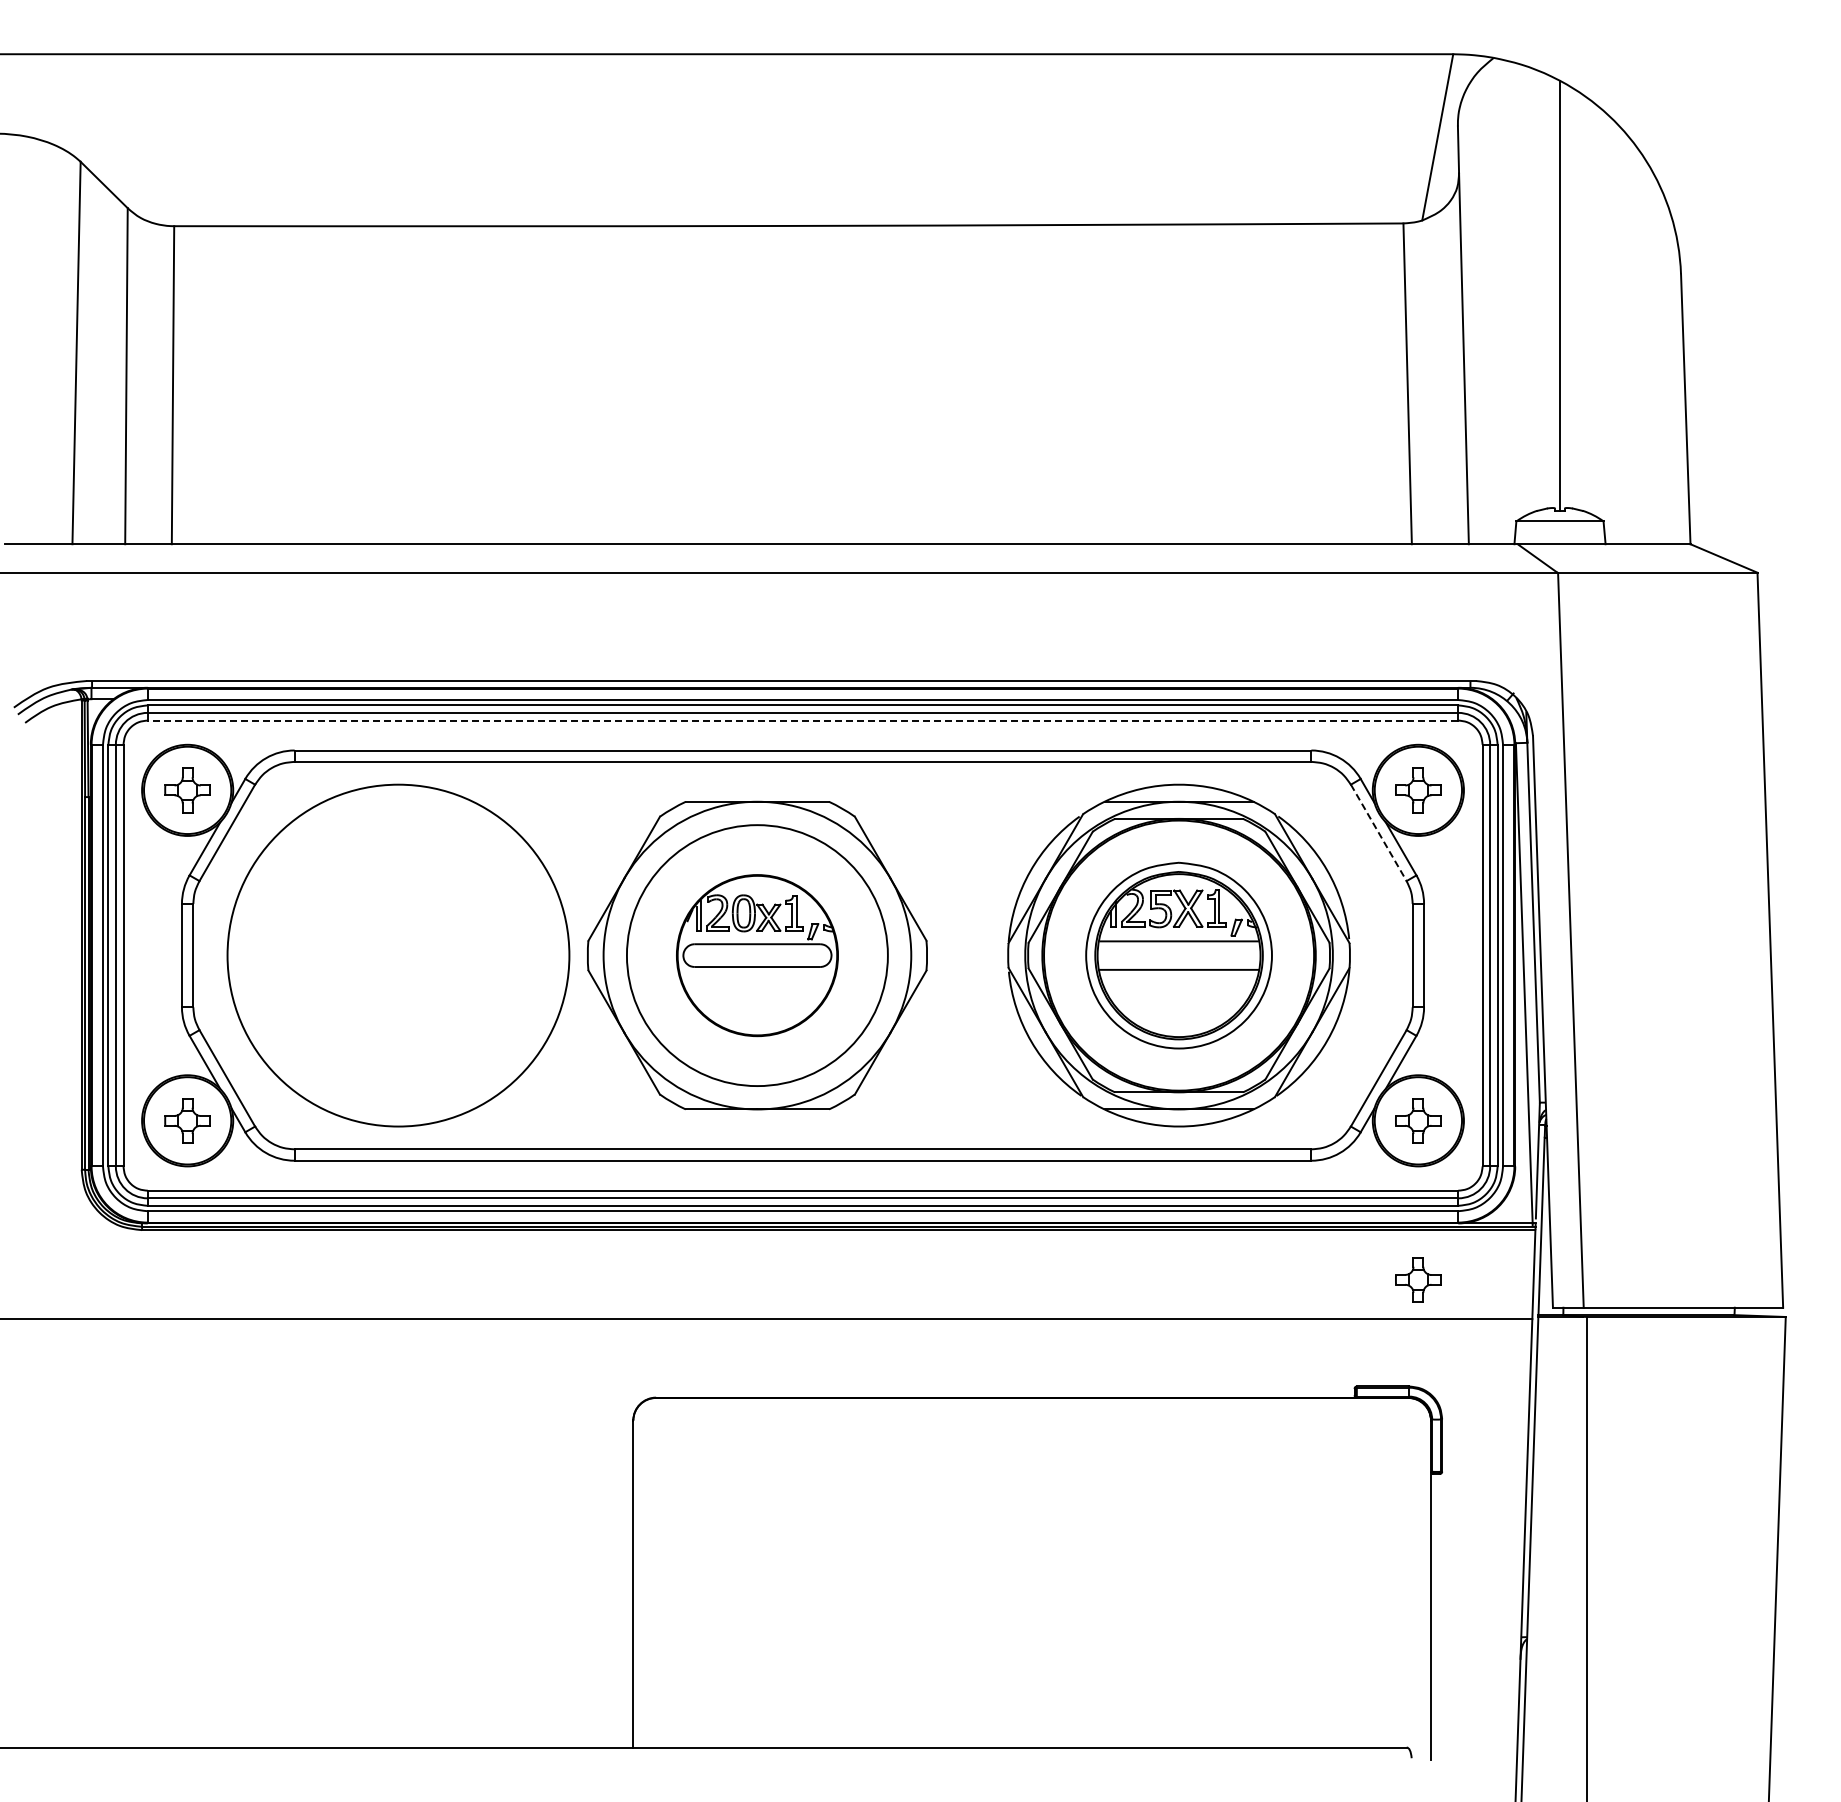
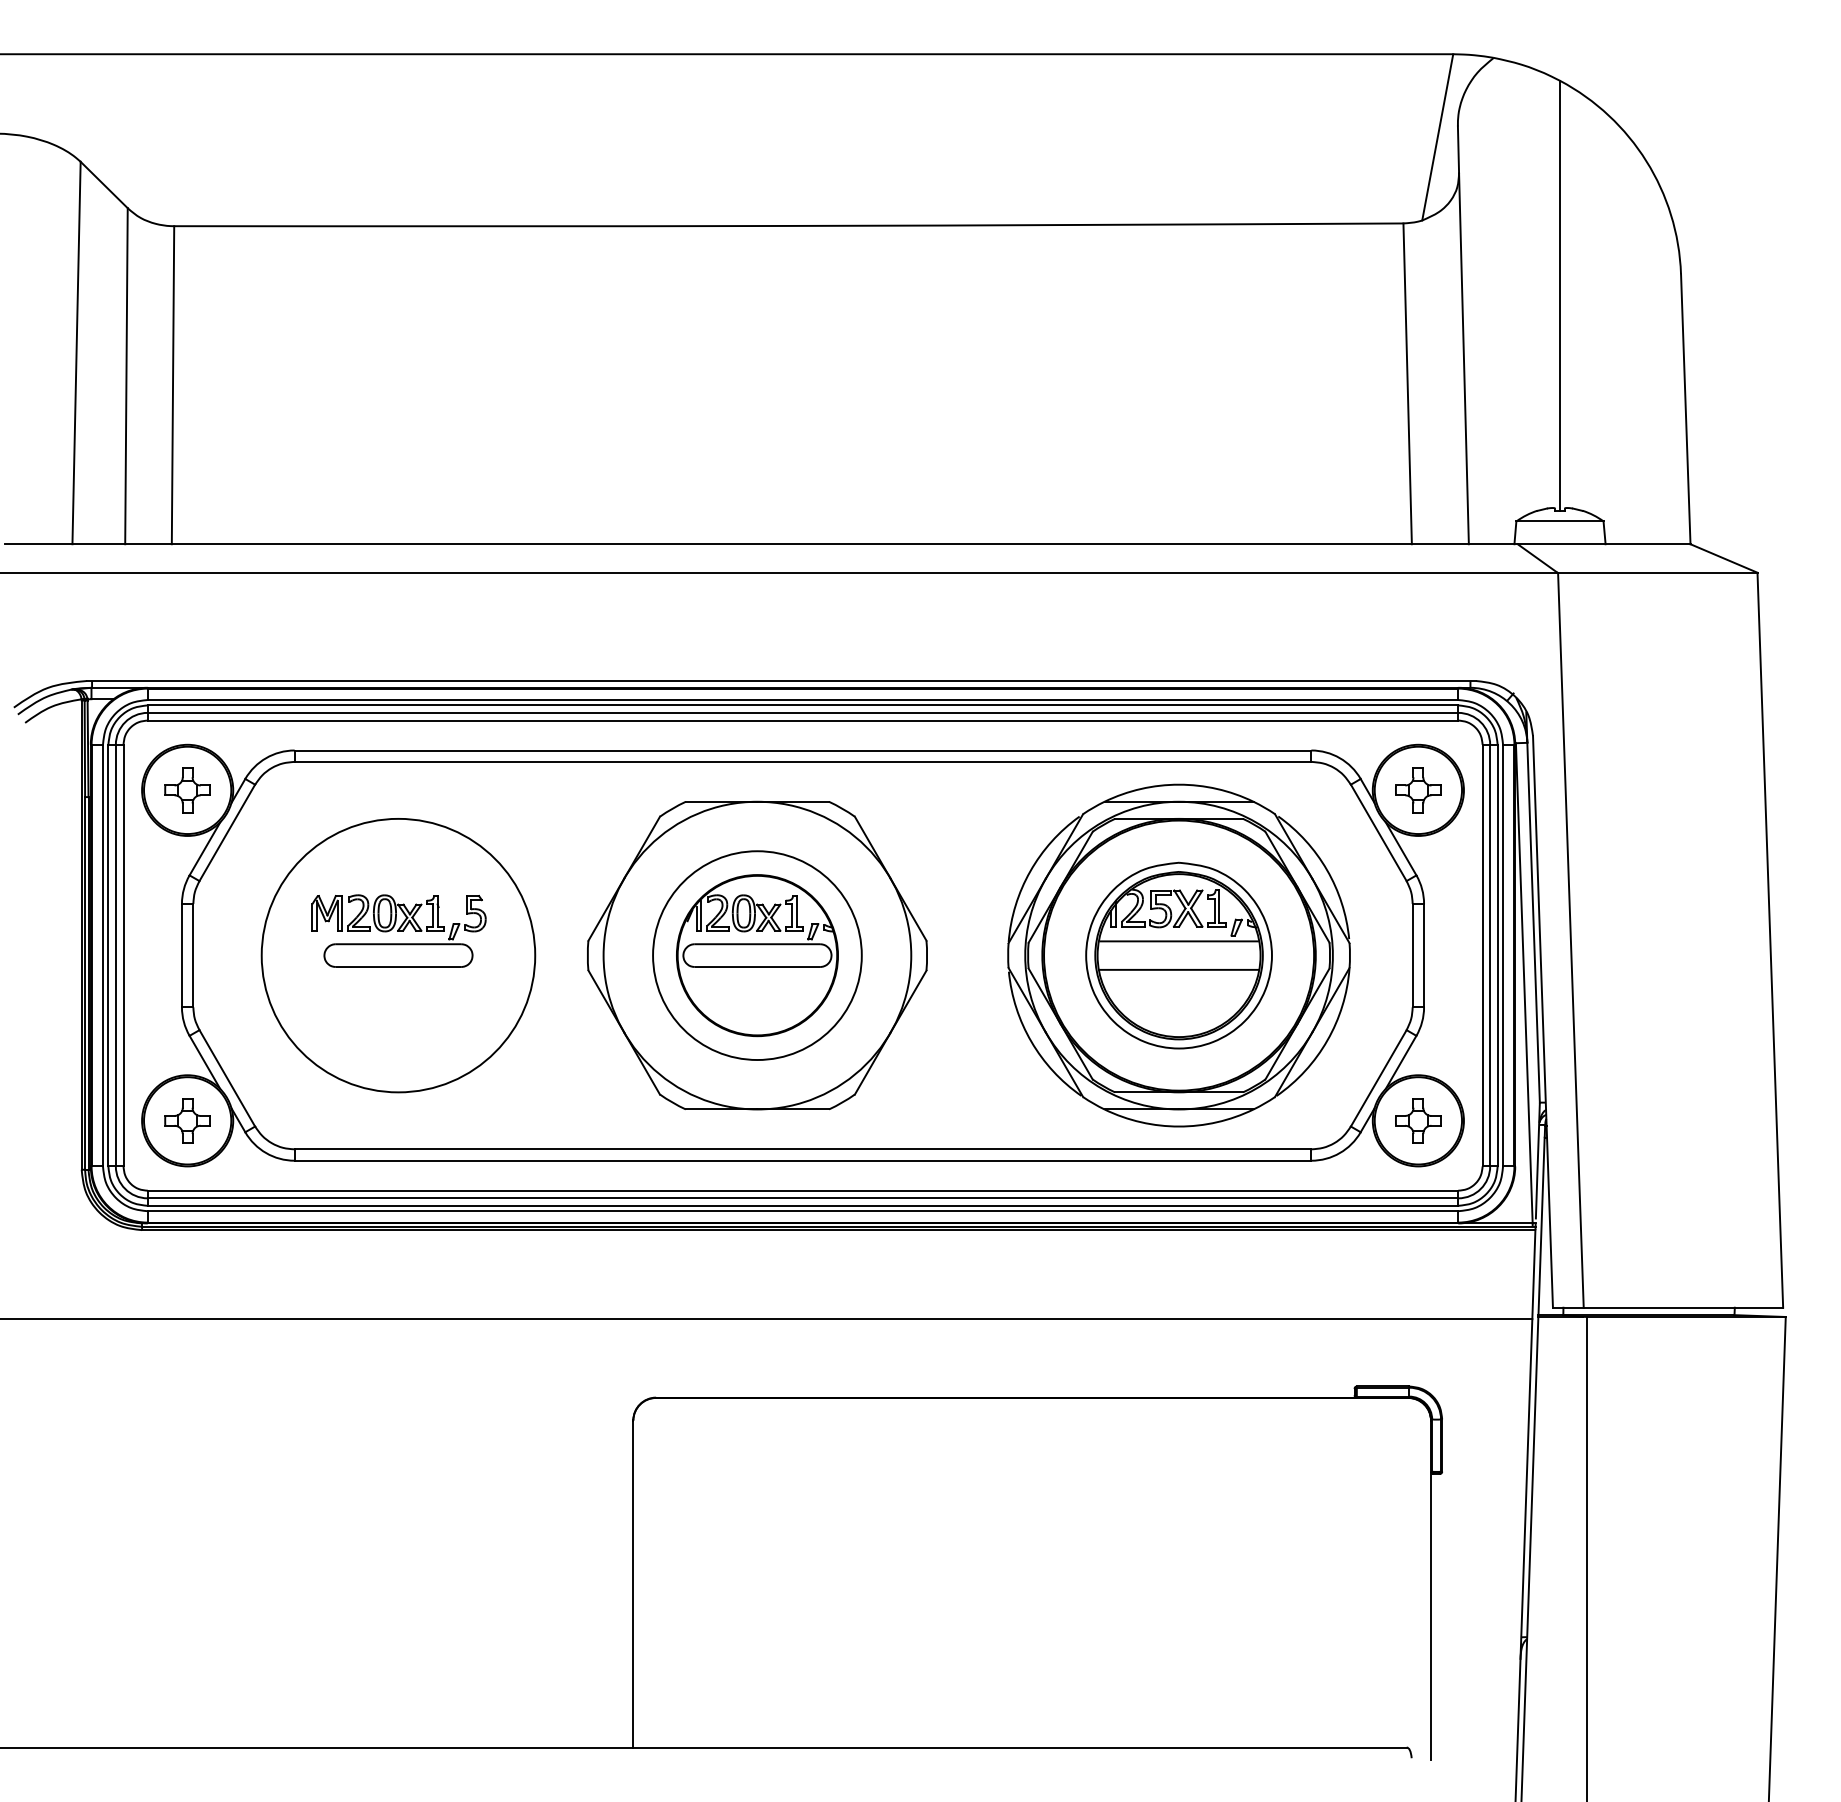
line: dashed -> solid (802, 720)
line: dashed -> solid (1378, 832)
part: none -> present (398, 930)
circle diameter: 342 px -> 273 px (398, 955)
circle diameter: 261 px -> 209 px (757, 955)
part: present -> none (1418, 1279)
